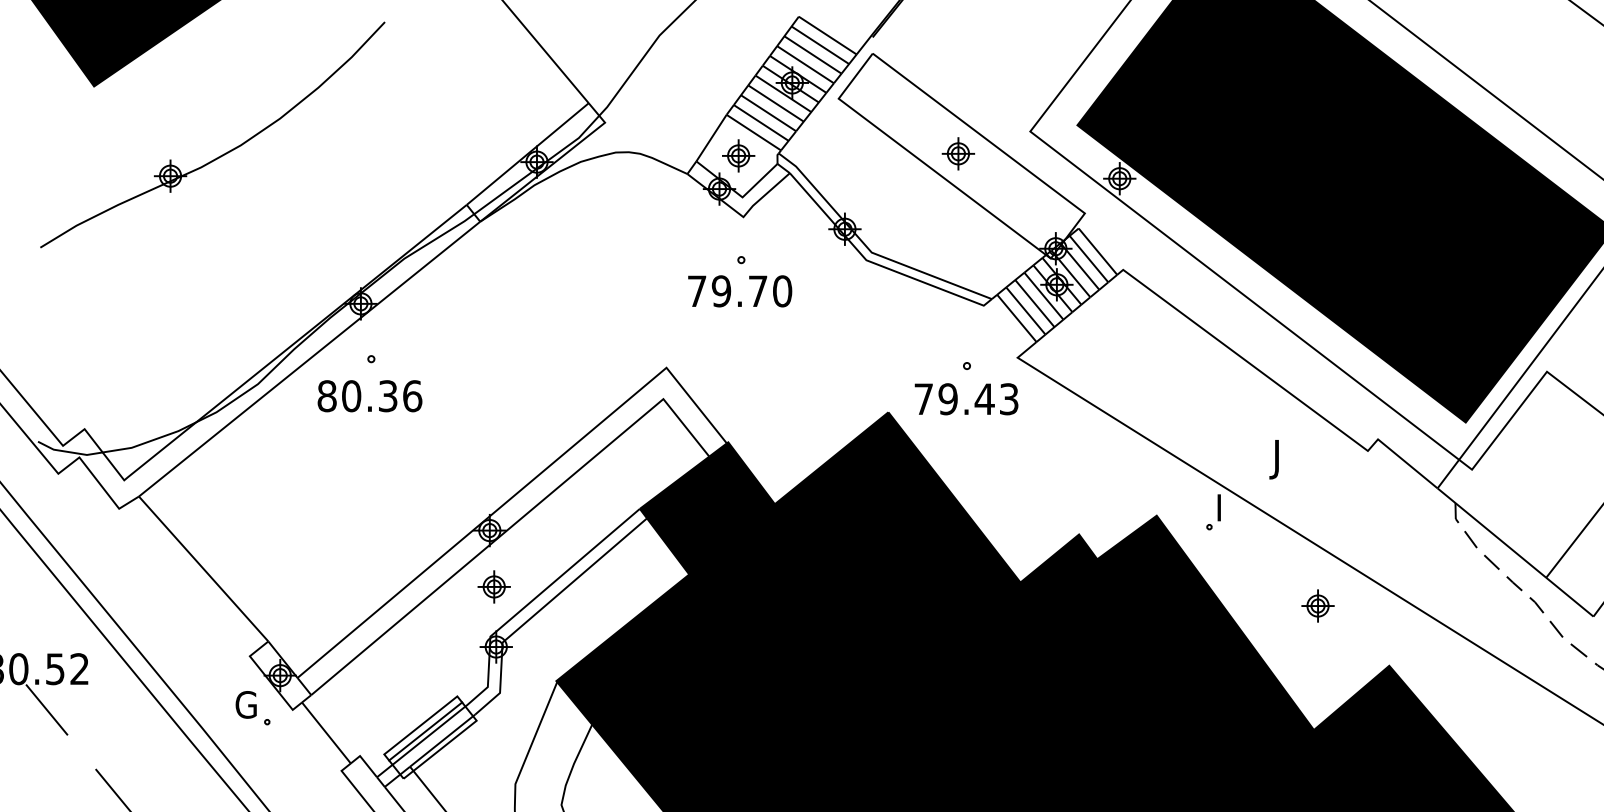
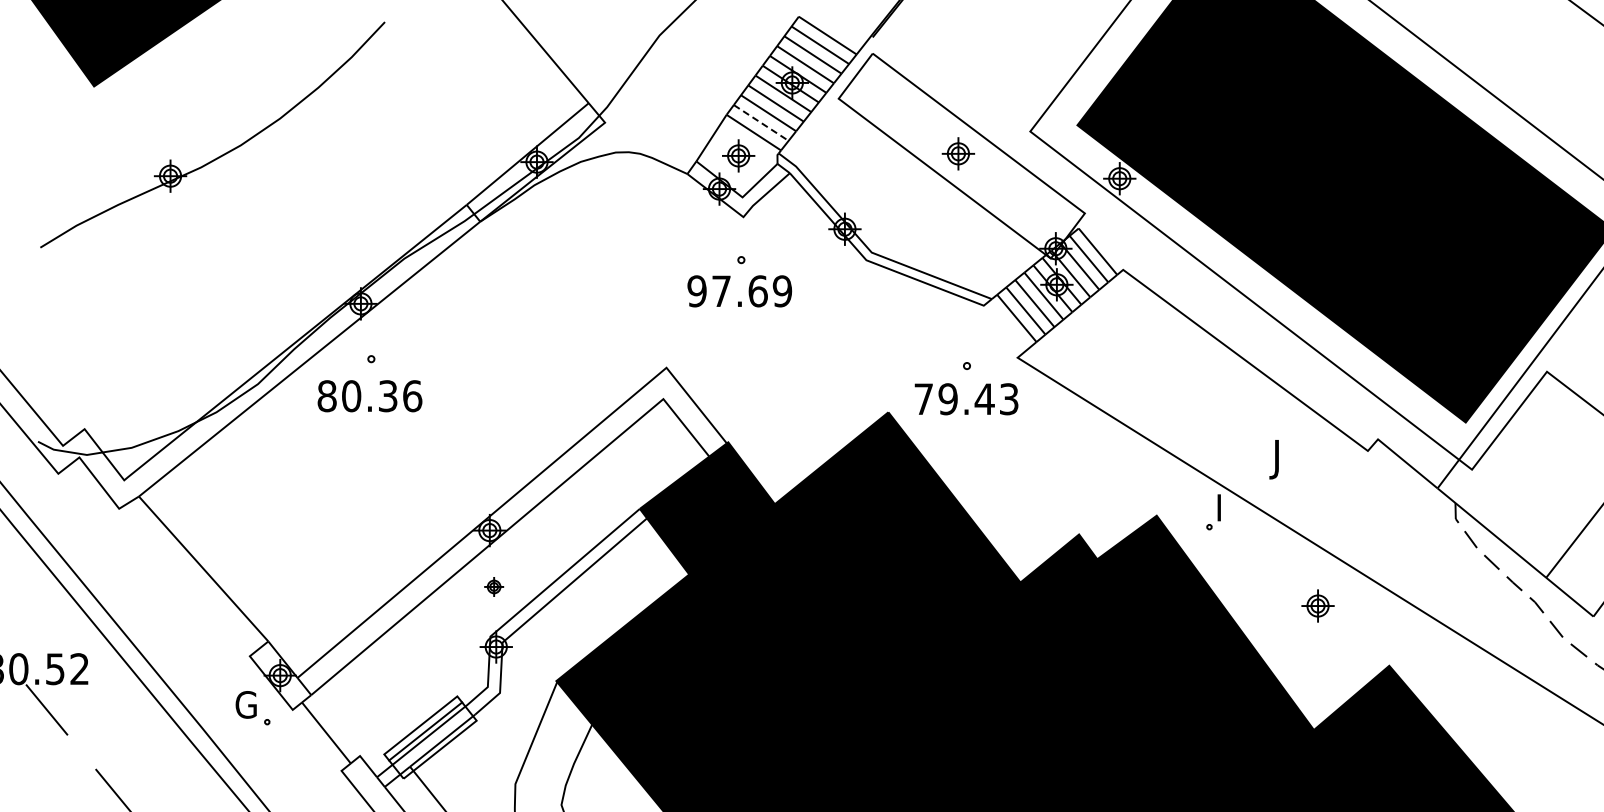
line: solid -> dashed (761, 122)
text: 79.70 -> 97.69 (739, 291)
part size: 34x34 px -> 21x20 px (494, 586)
